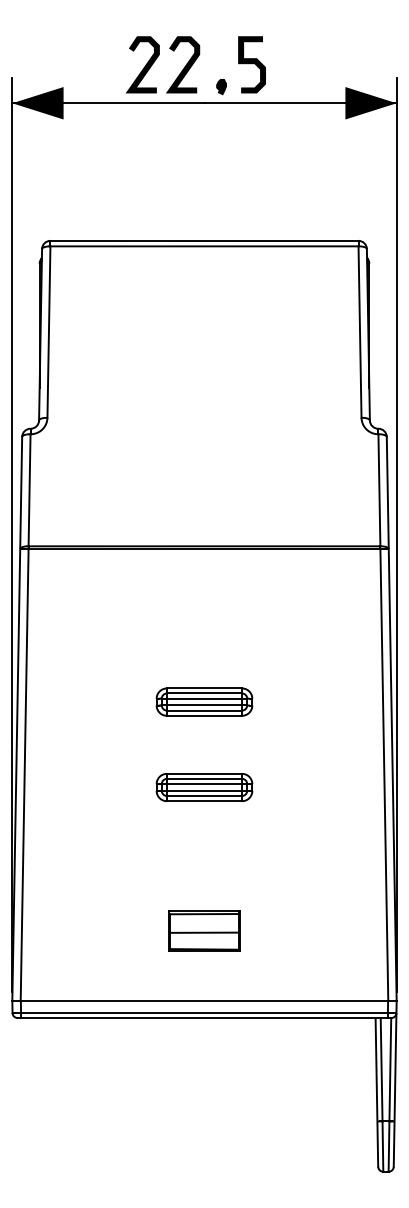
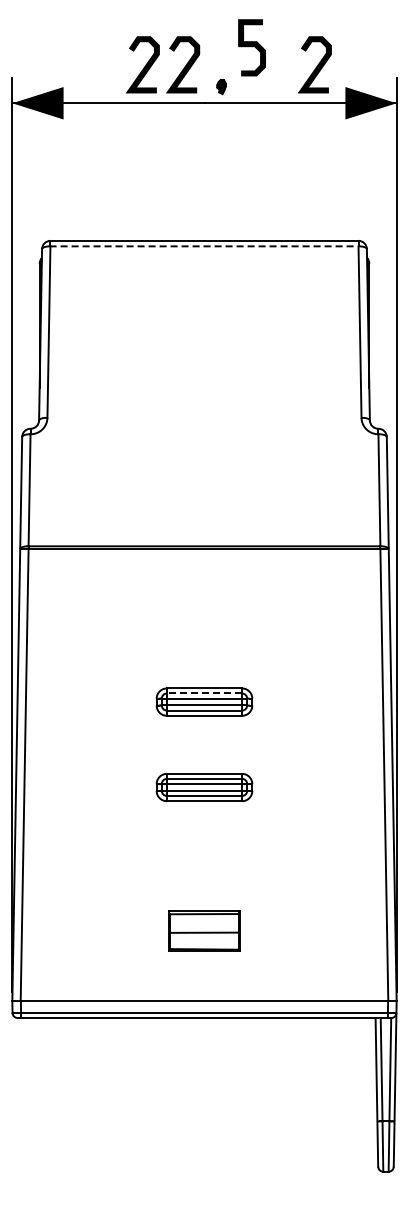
curve position: (251, 64) -> (251, 47) (251, 47)
curve: none -> present (316, 66)
line: solid -> dashed (204, 246)
line: solid -> dashed (204, 693)
